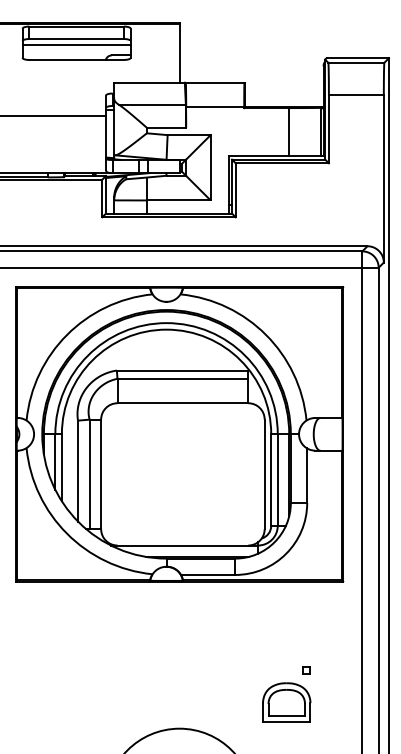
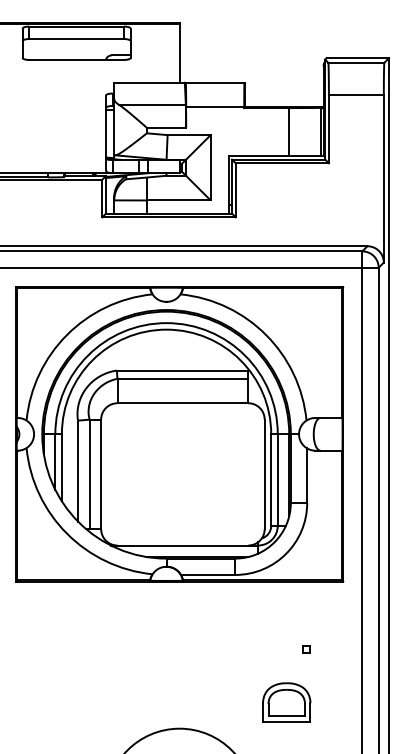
line: present -> none (76, 45)
line: present -> none (54, 115)
part position: (306, 670) -> (306, 649) (306, 649)
